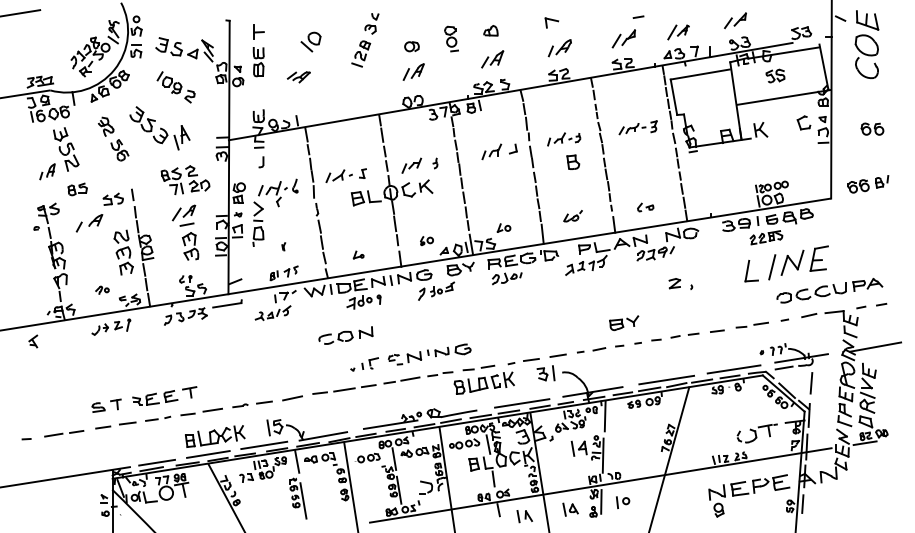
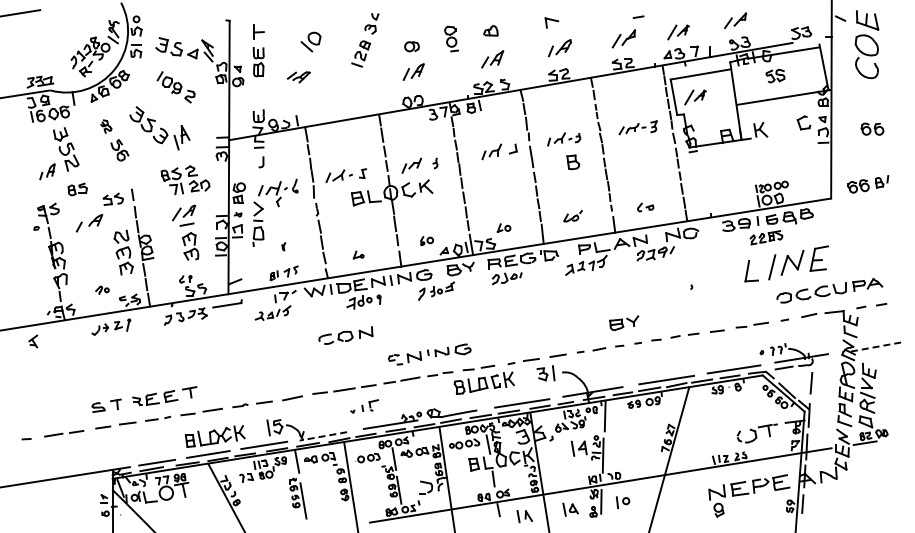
part: none -> present (695, 97)
part size: 17x21 px -> 13x15 px (106, 126)
part: present -> none (674, 283)
line: solid -> dashed (875, 347)
part position: (364, 364) -> (364, 406) (364, 406)
line: solid -> dashed (322, 436)
